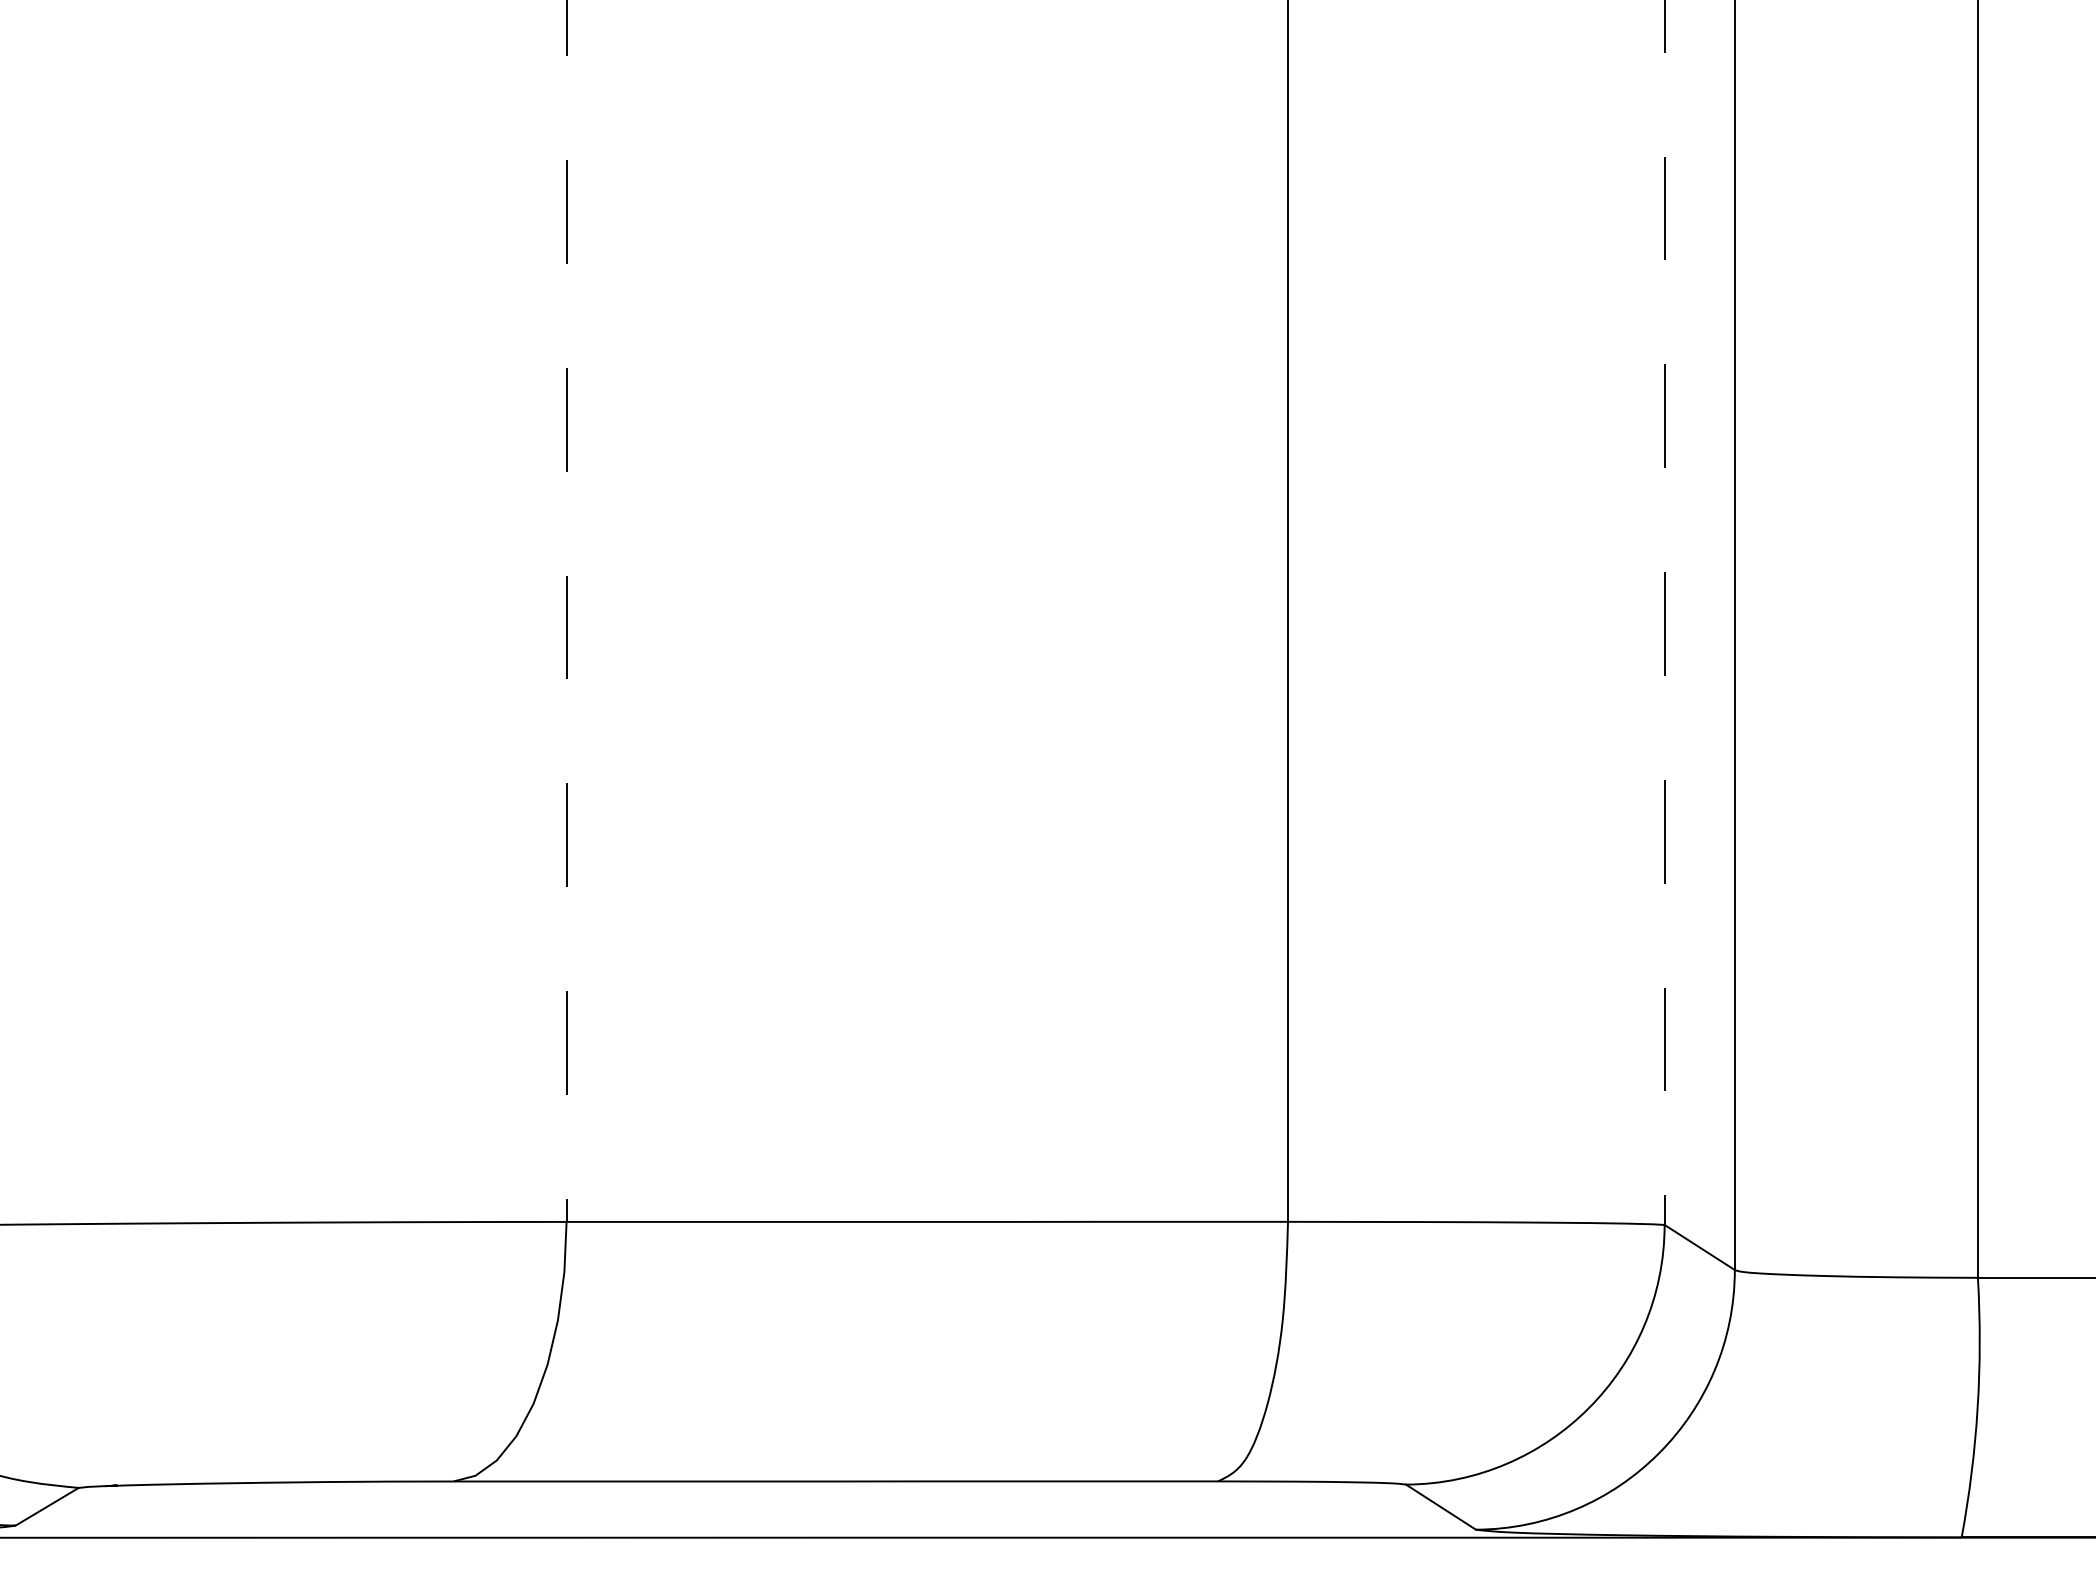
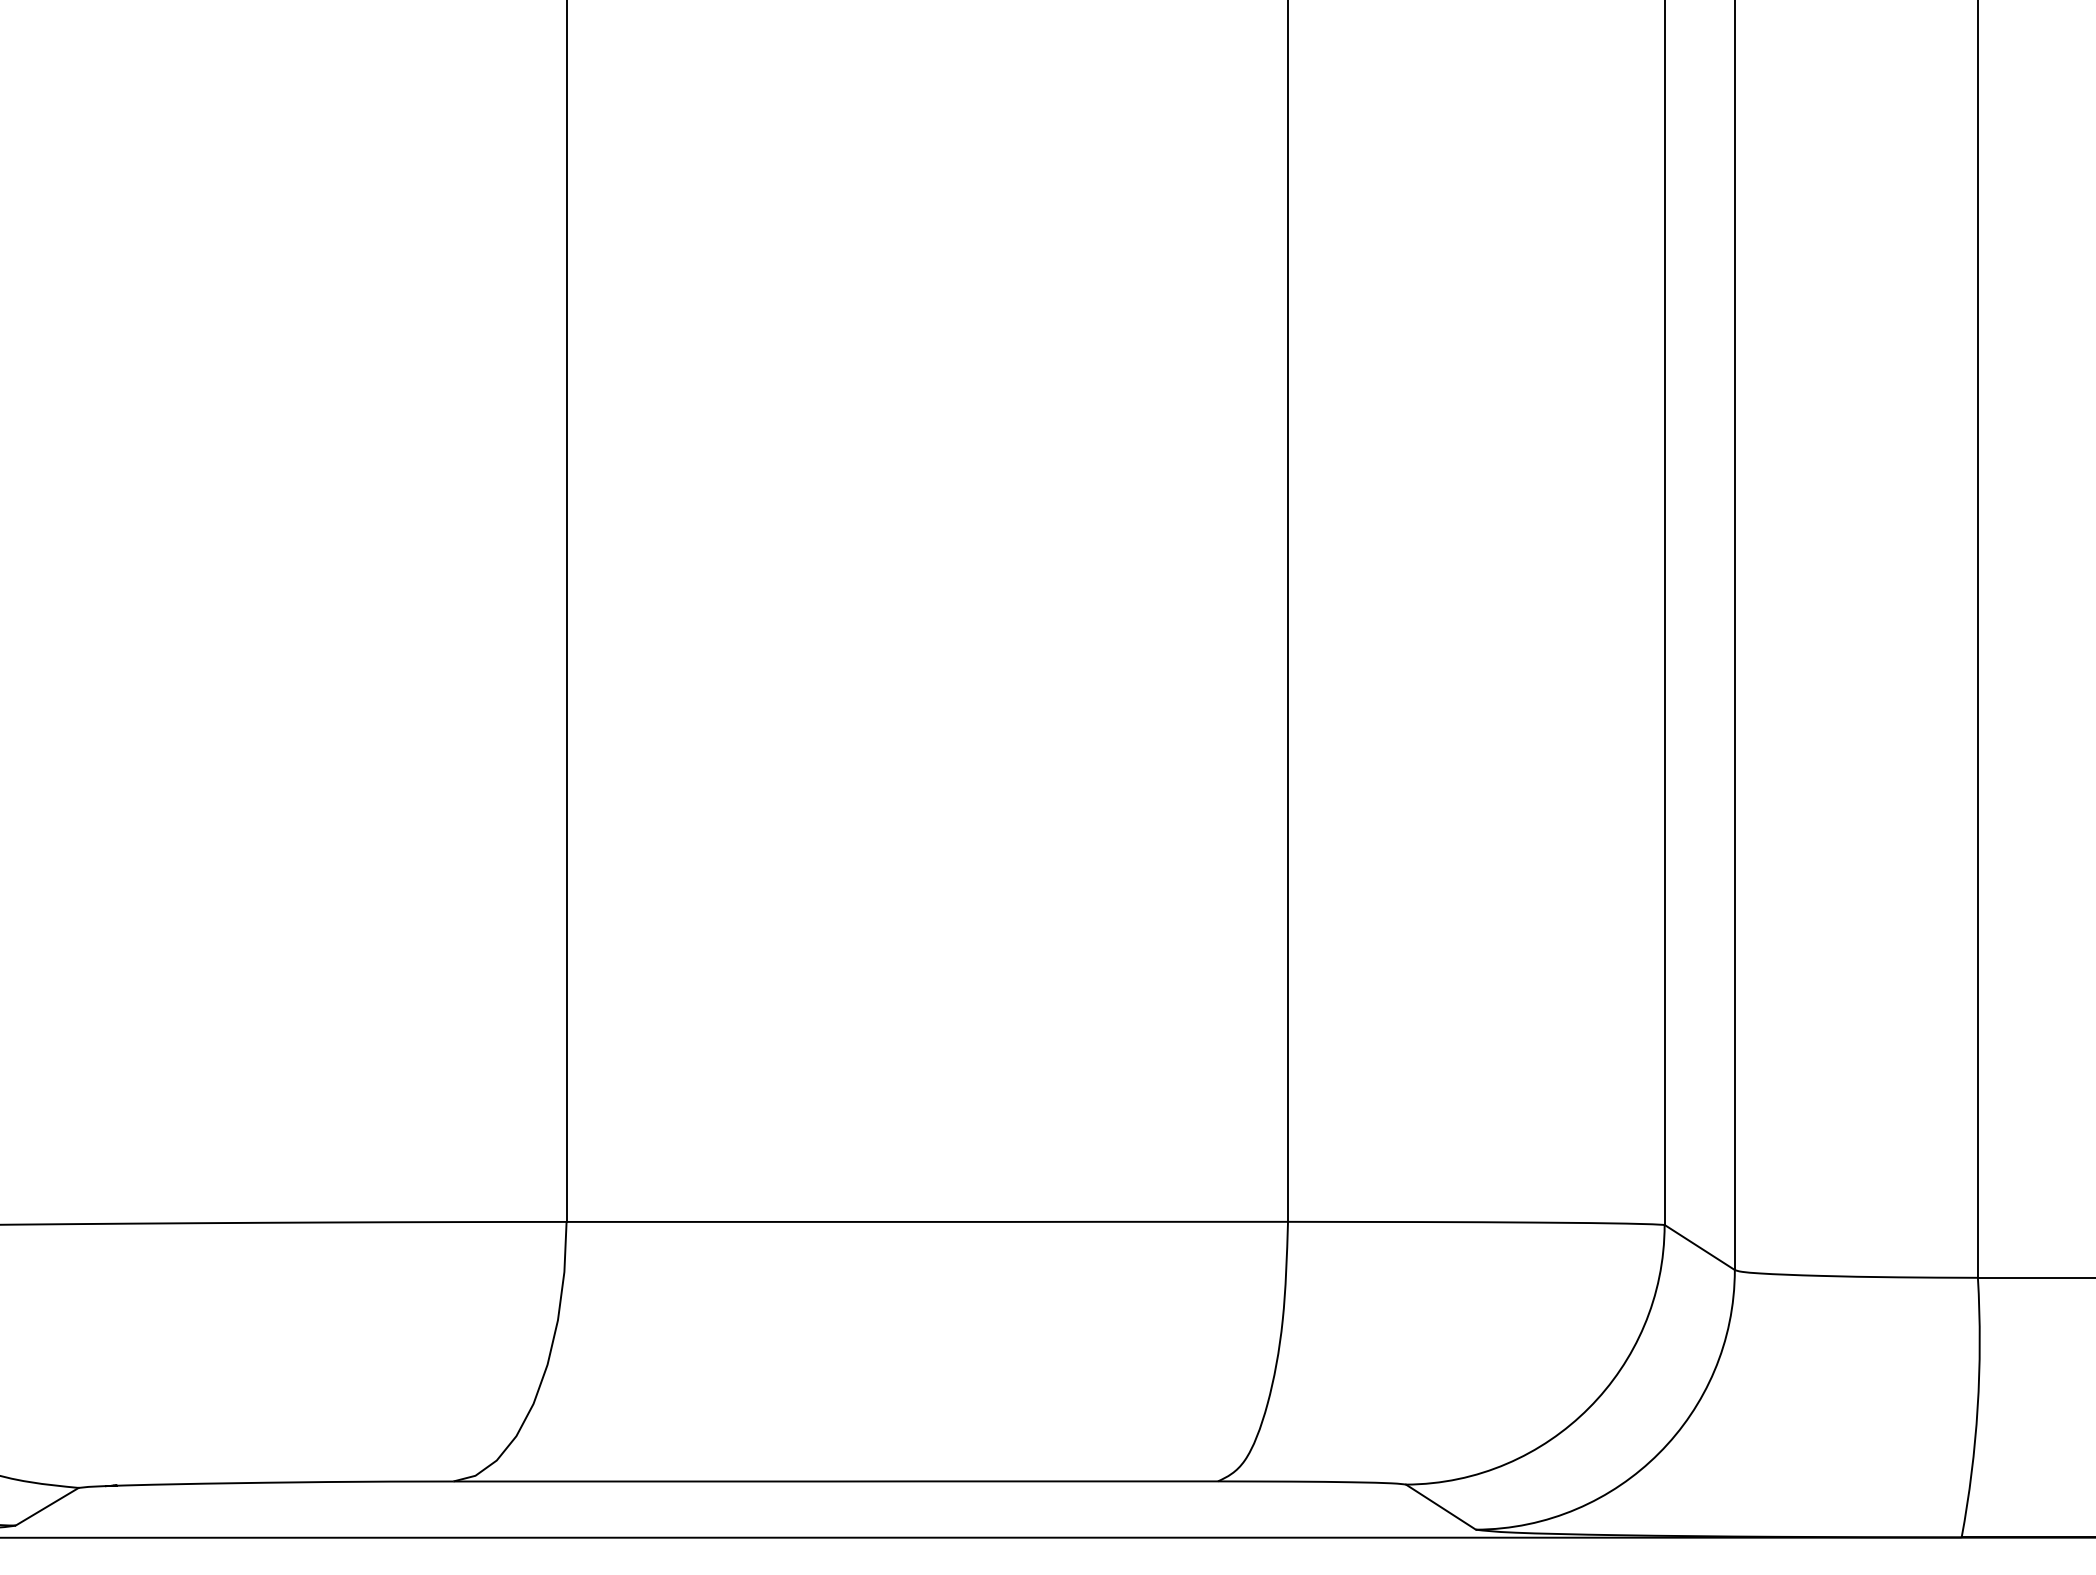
line: dashed -> solid (566, 611)
line: dashed -> solid (1664, 613)
